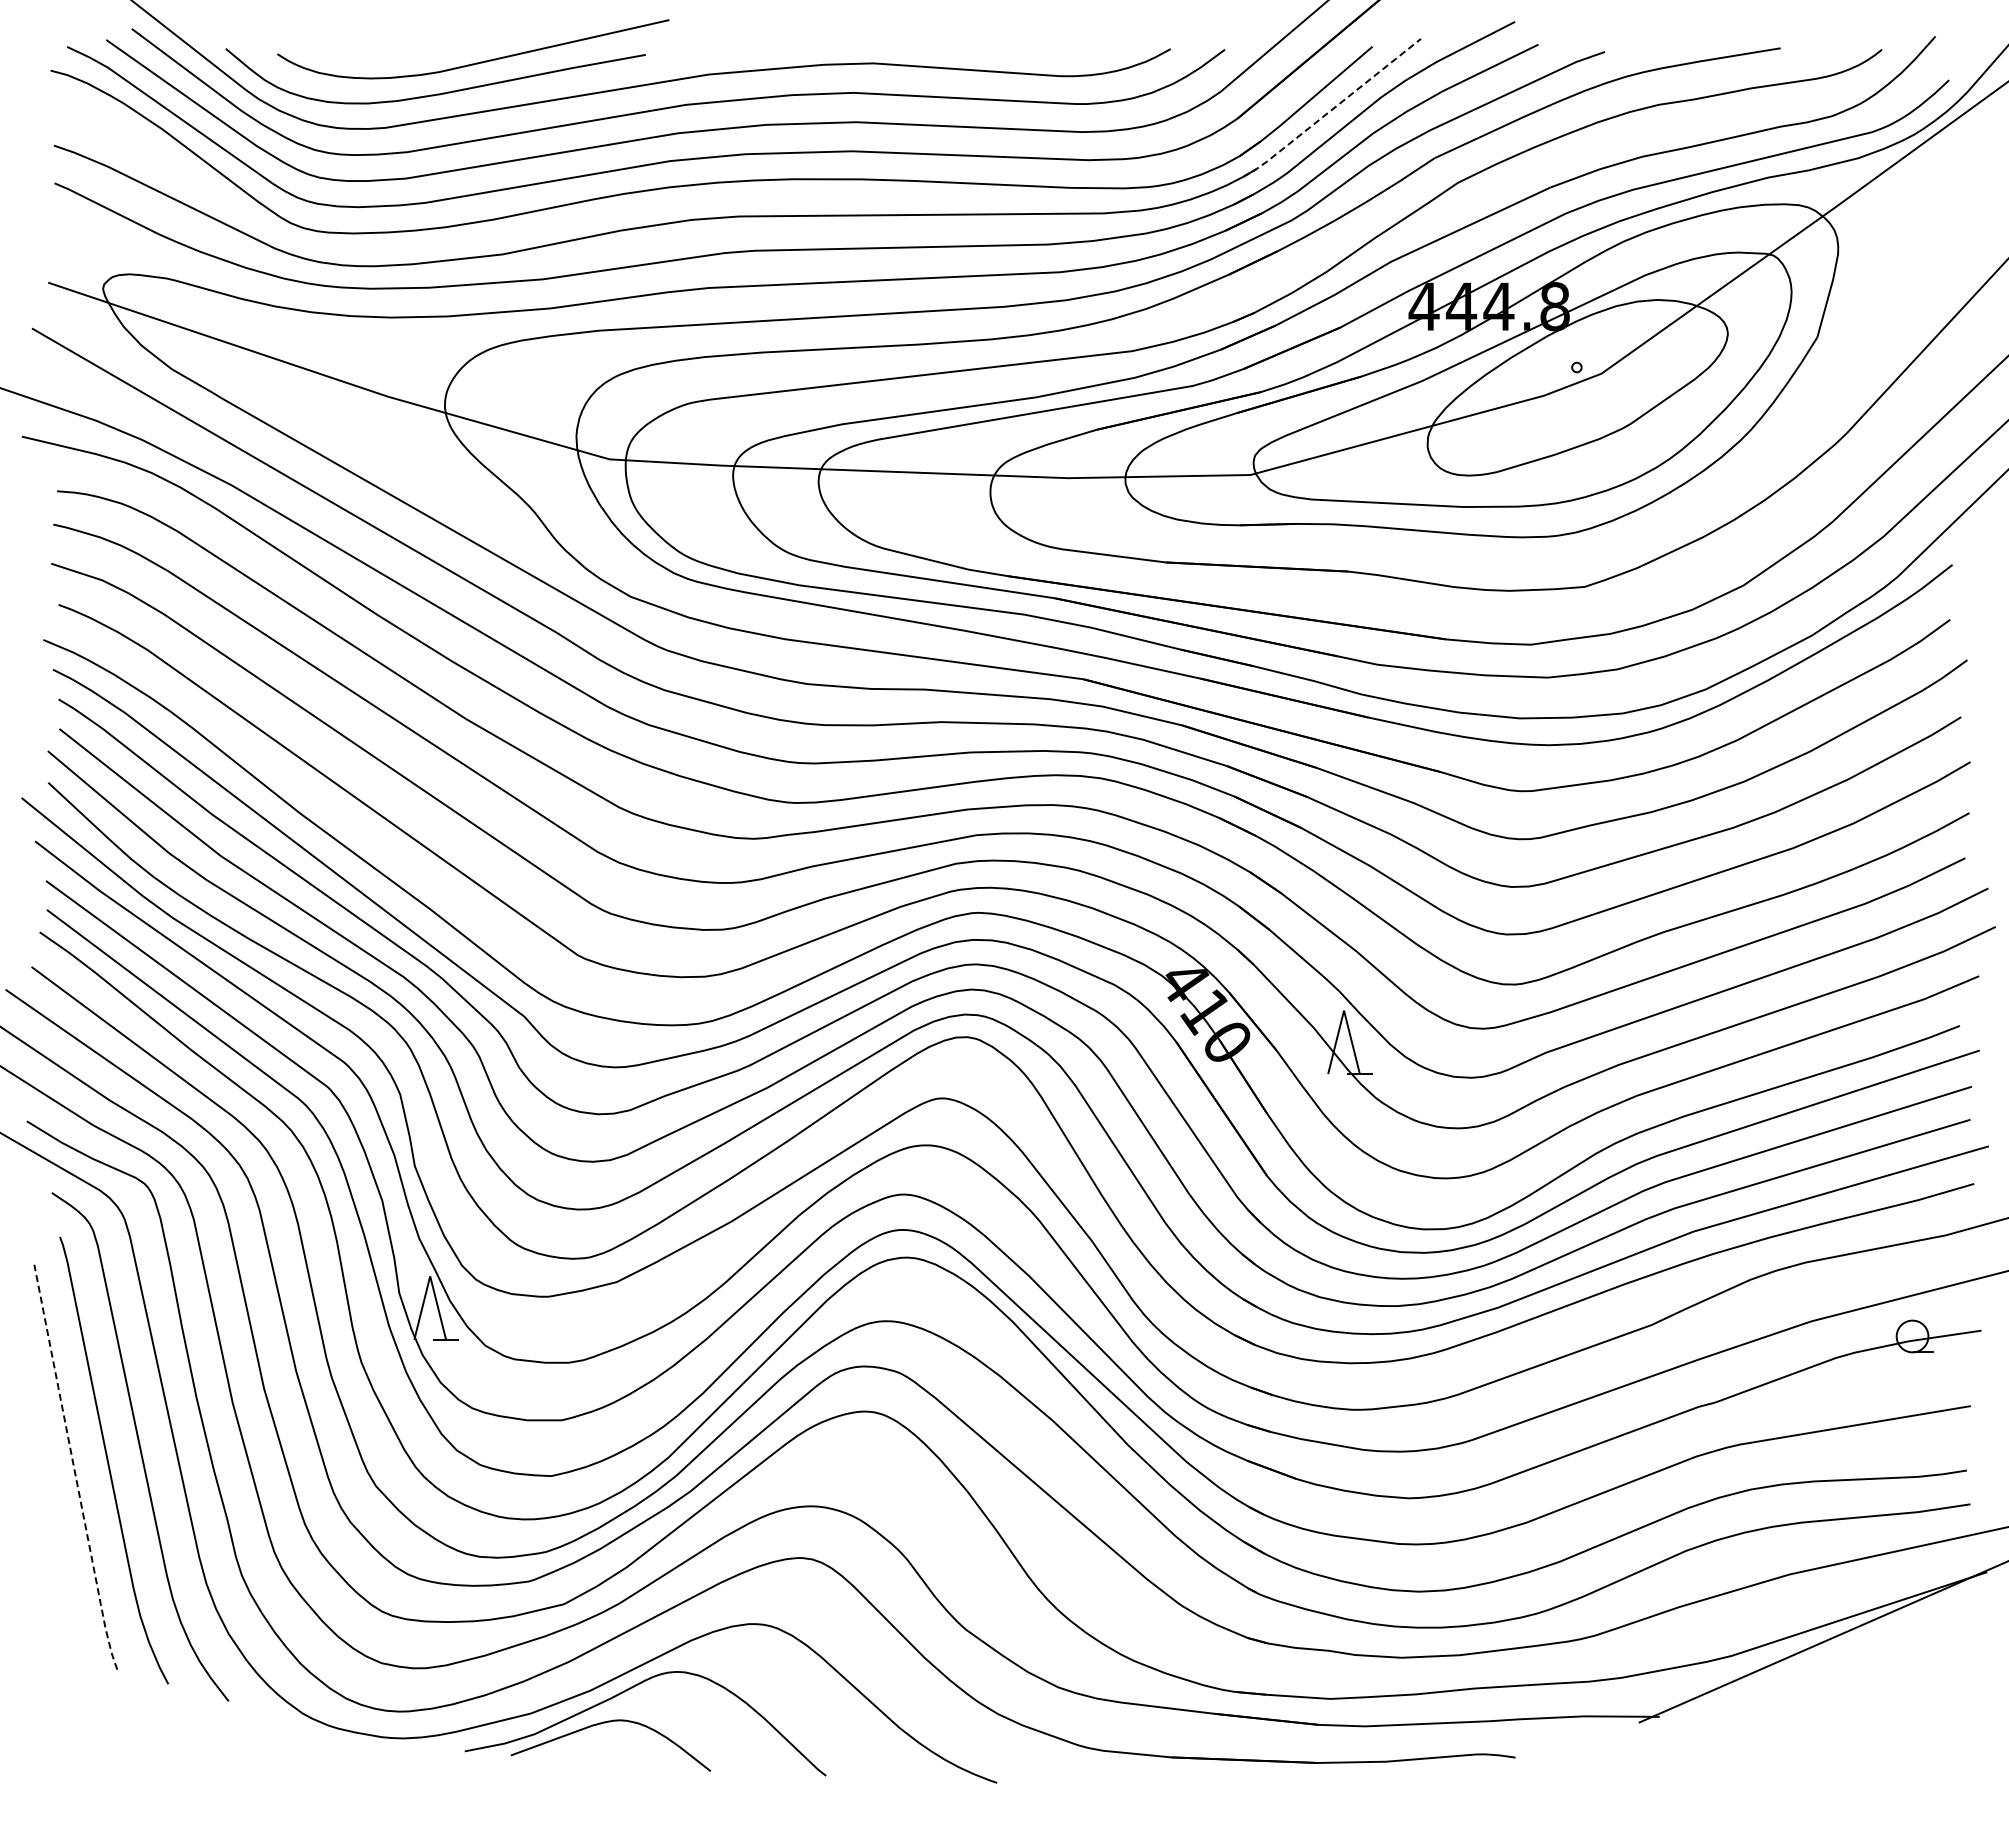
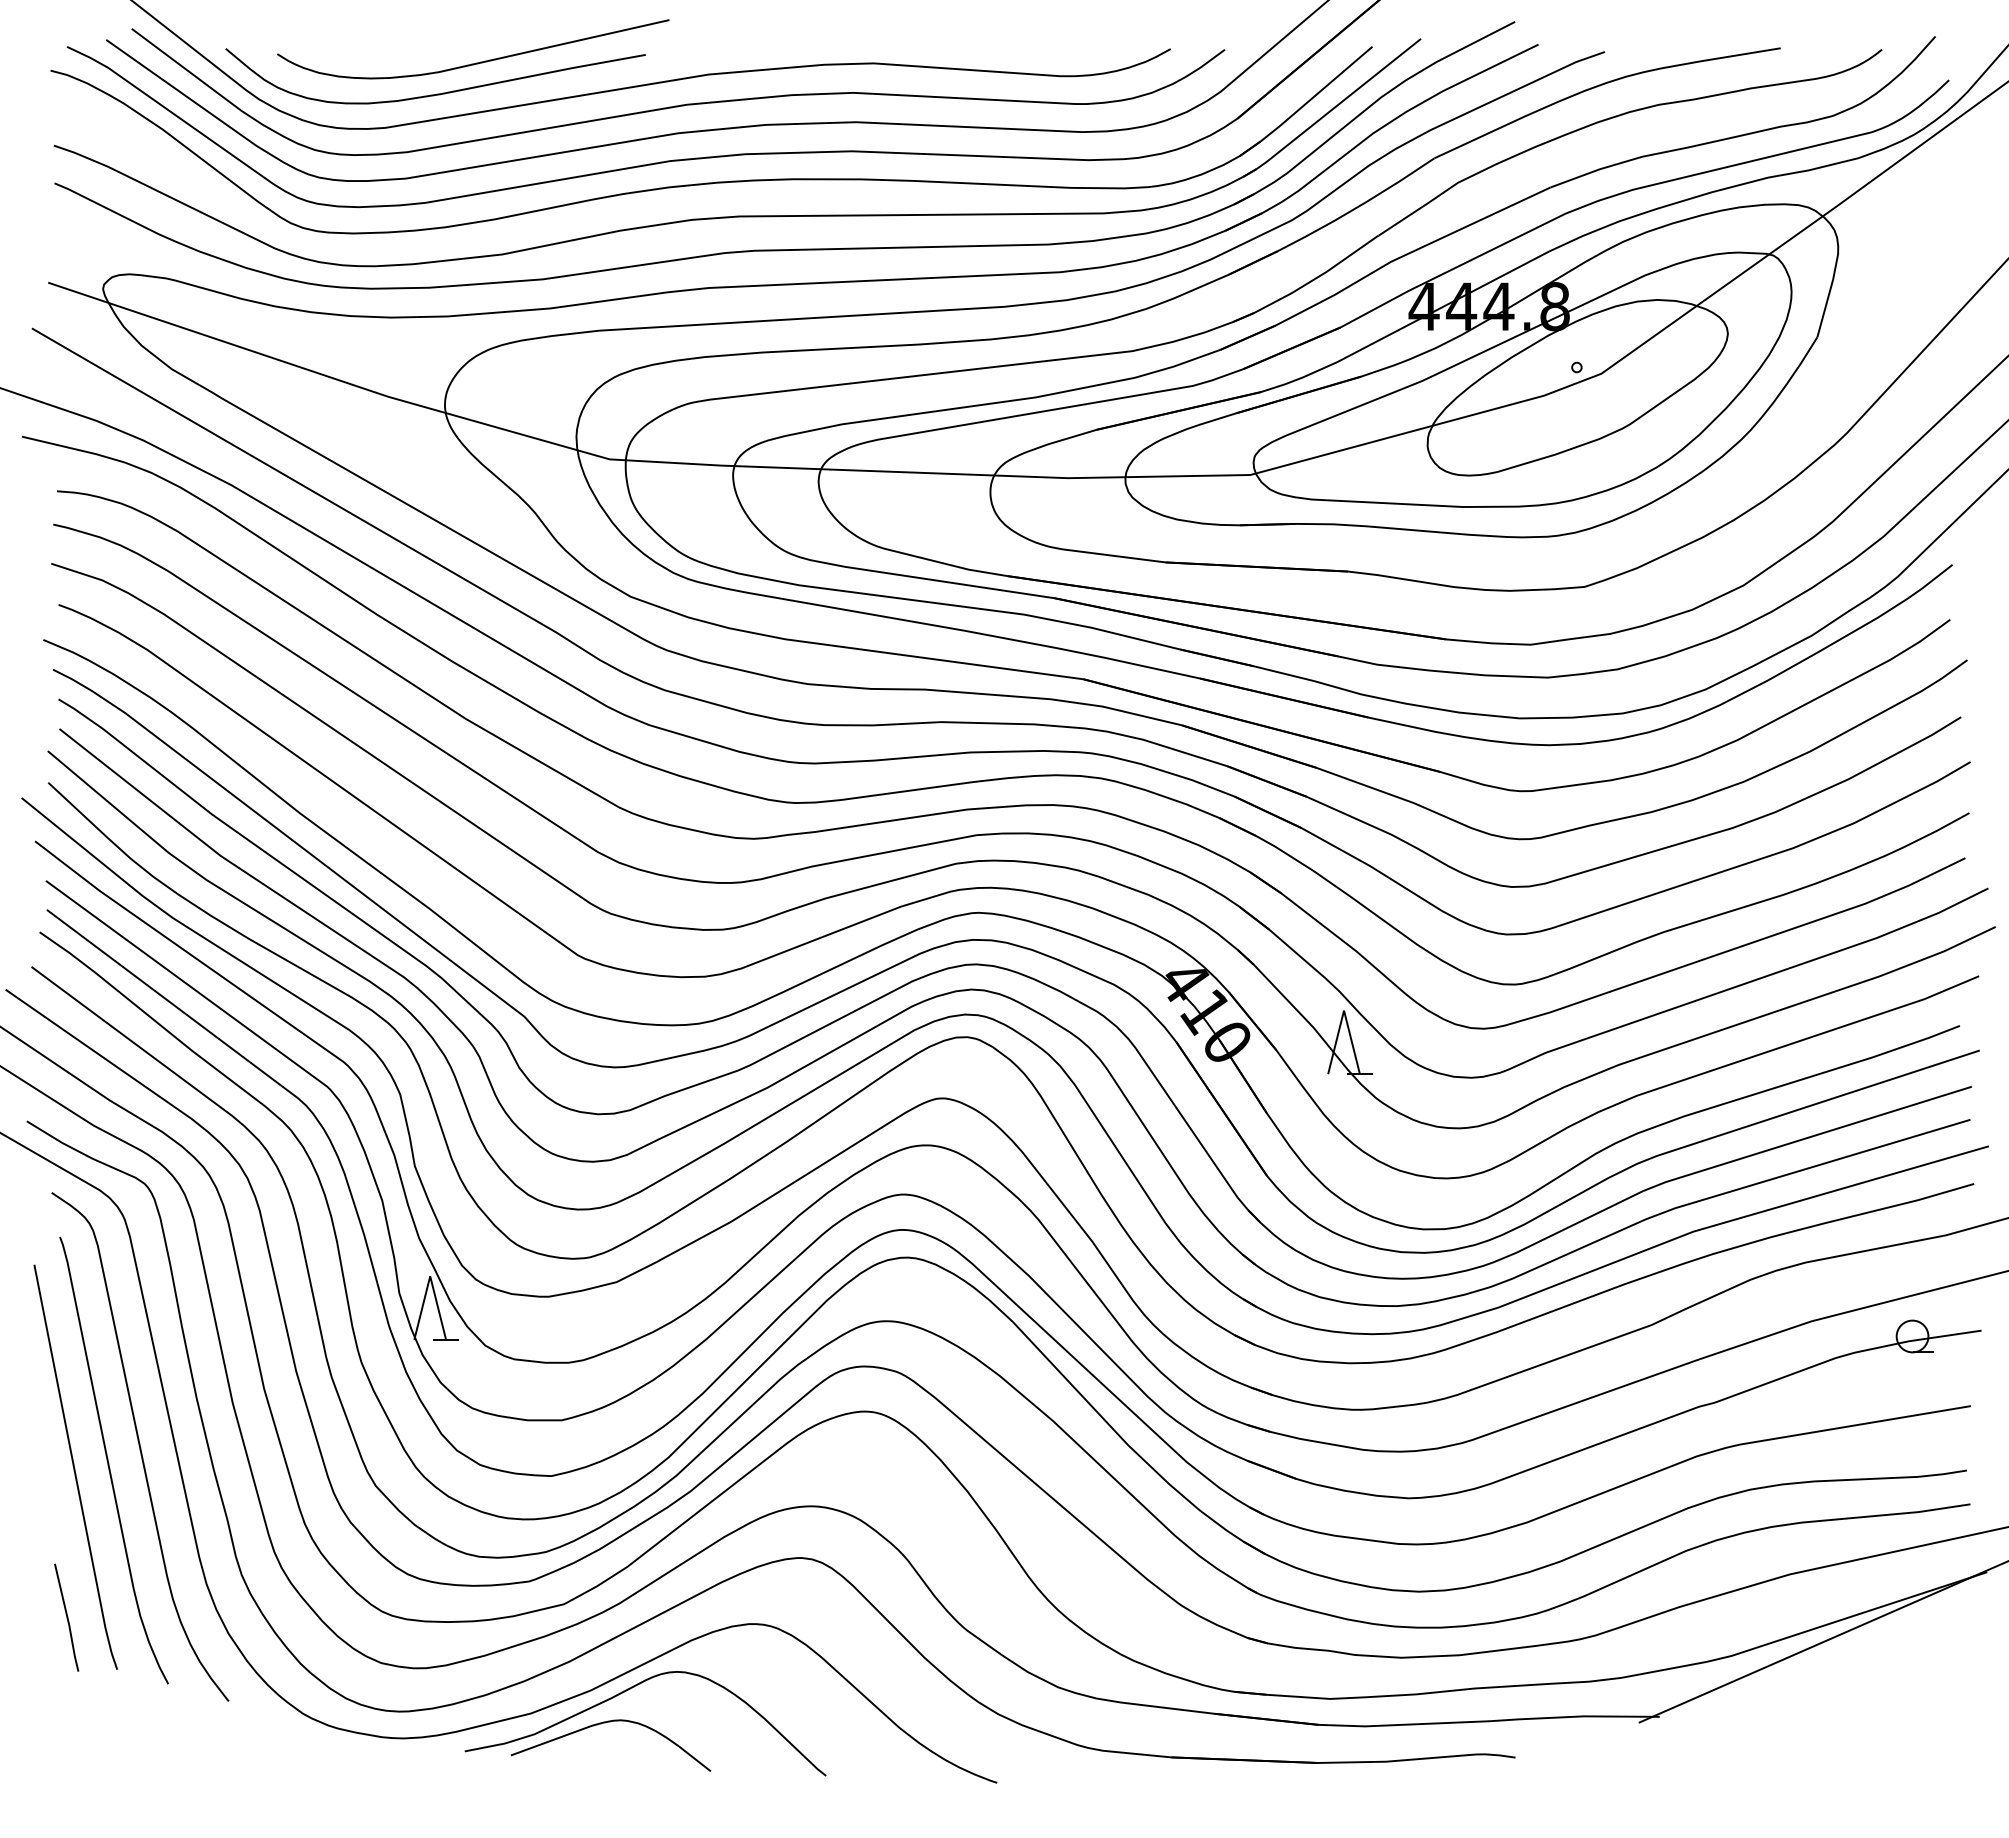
line: dashed -> solid (1332, 109)
line: dashed -> solid (74, 1469)
line: none -> present (66, 1617)
